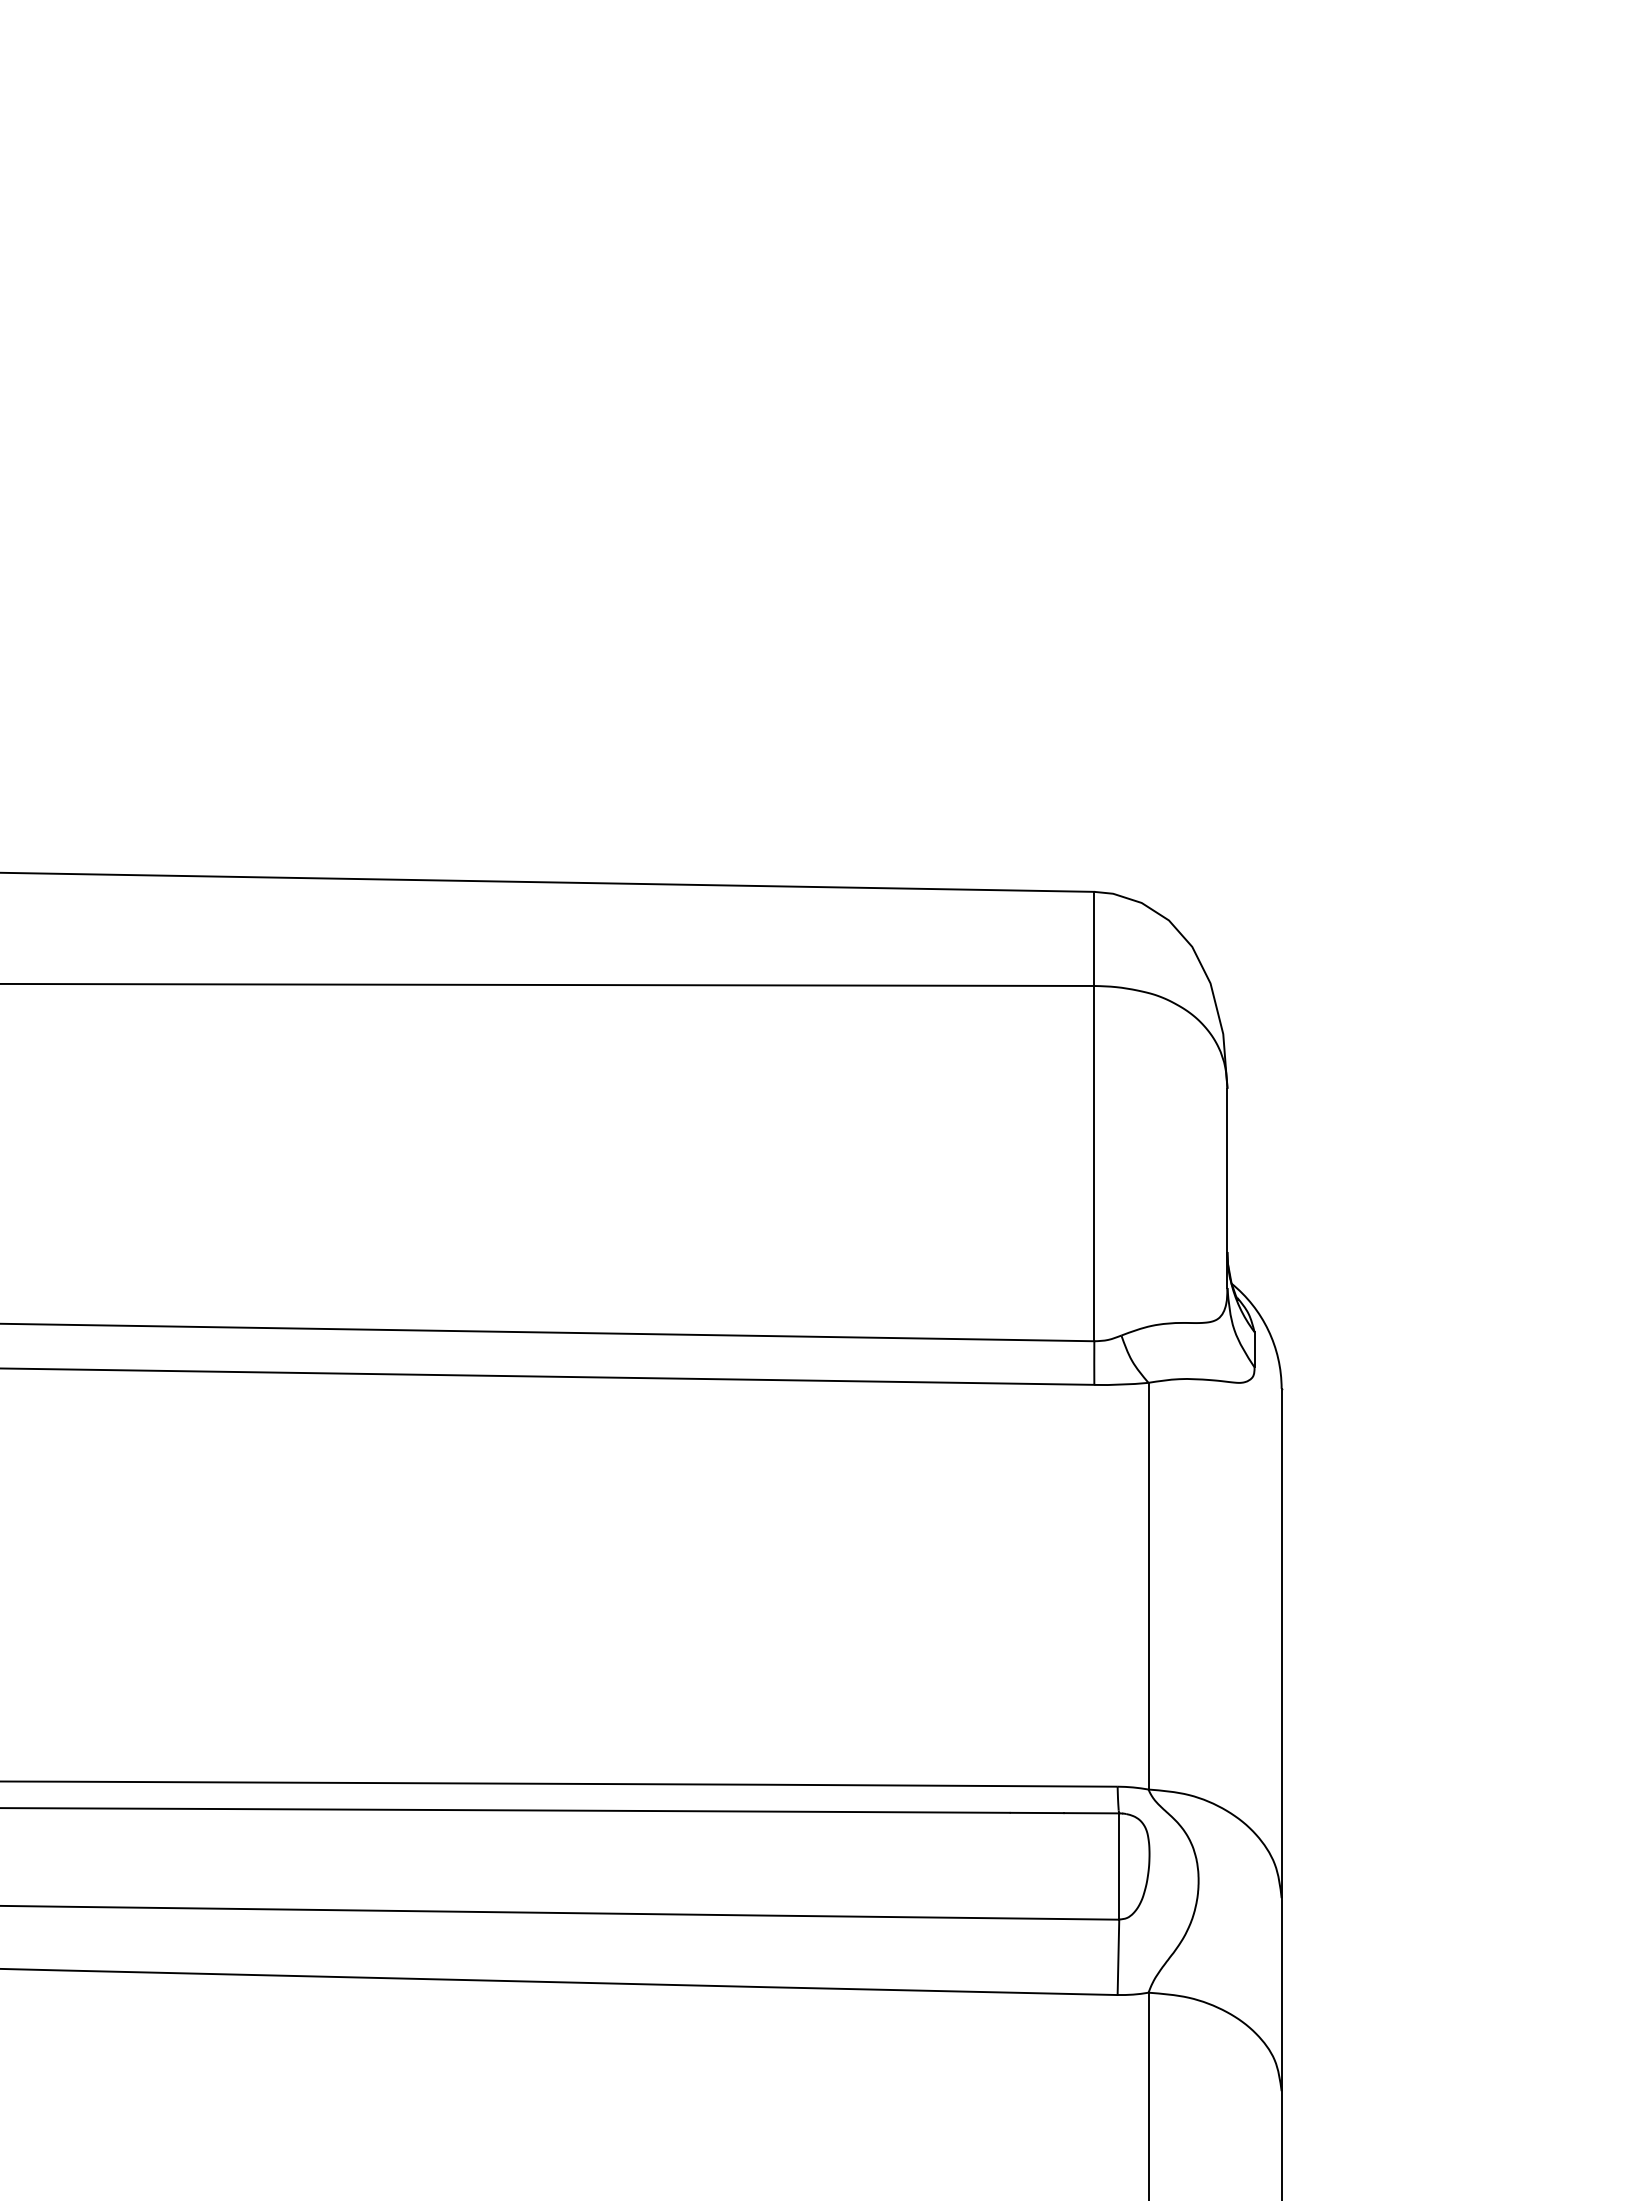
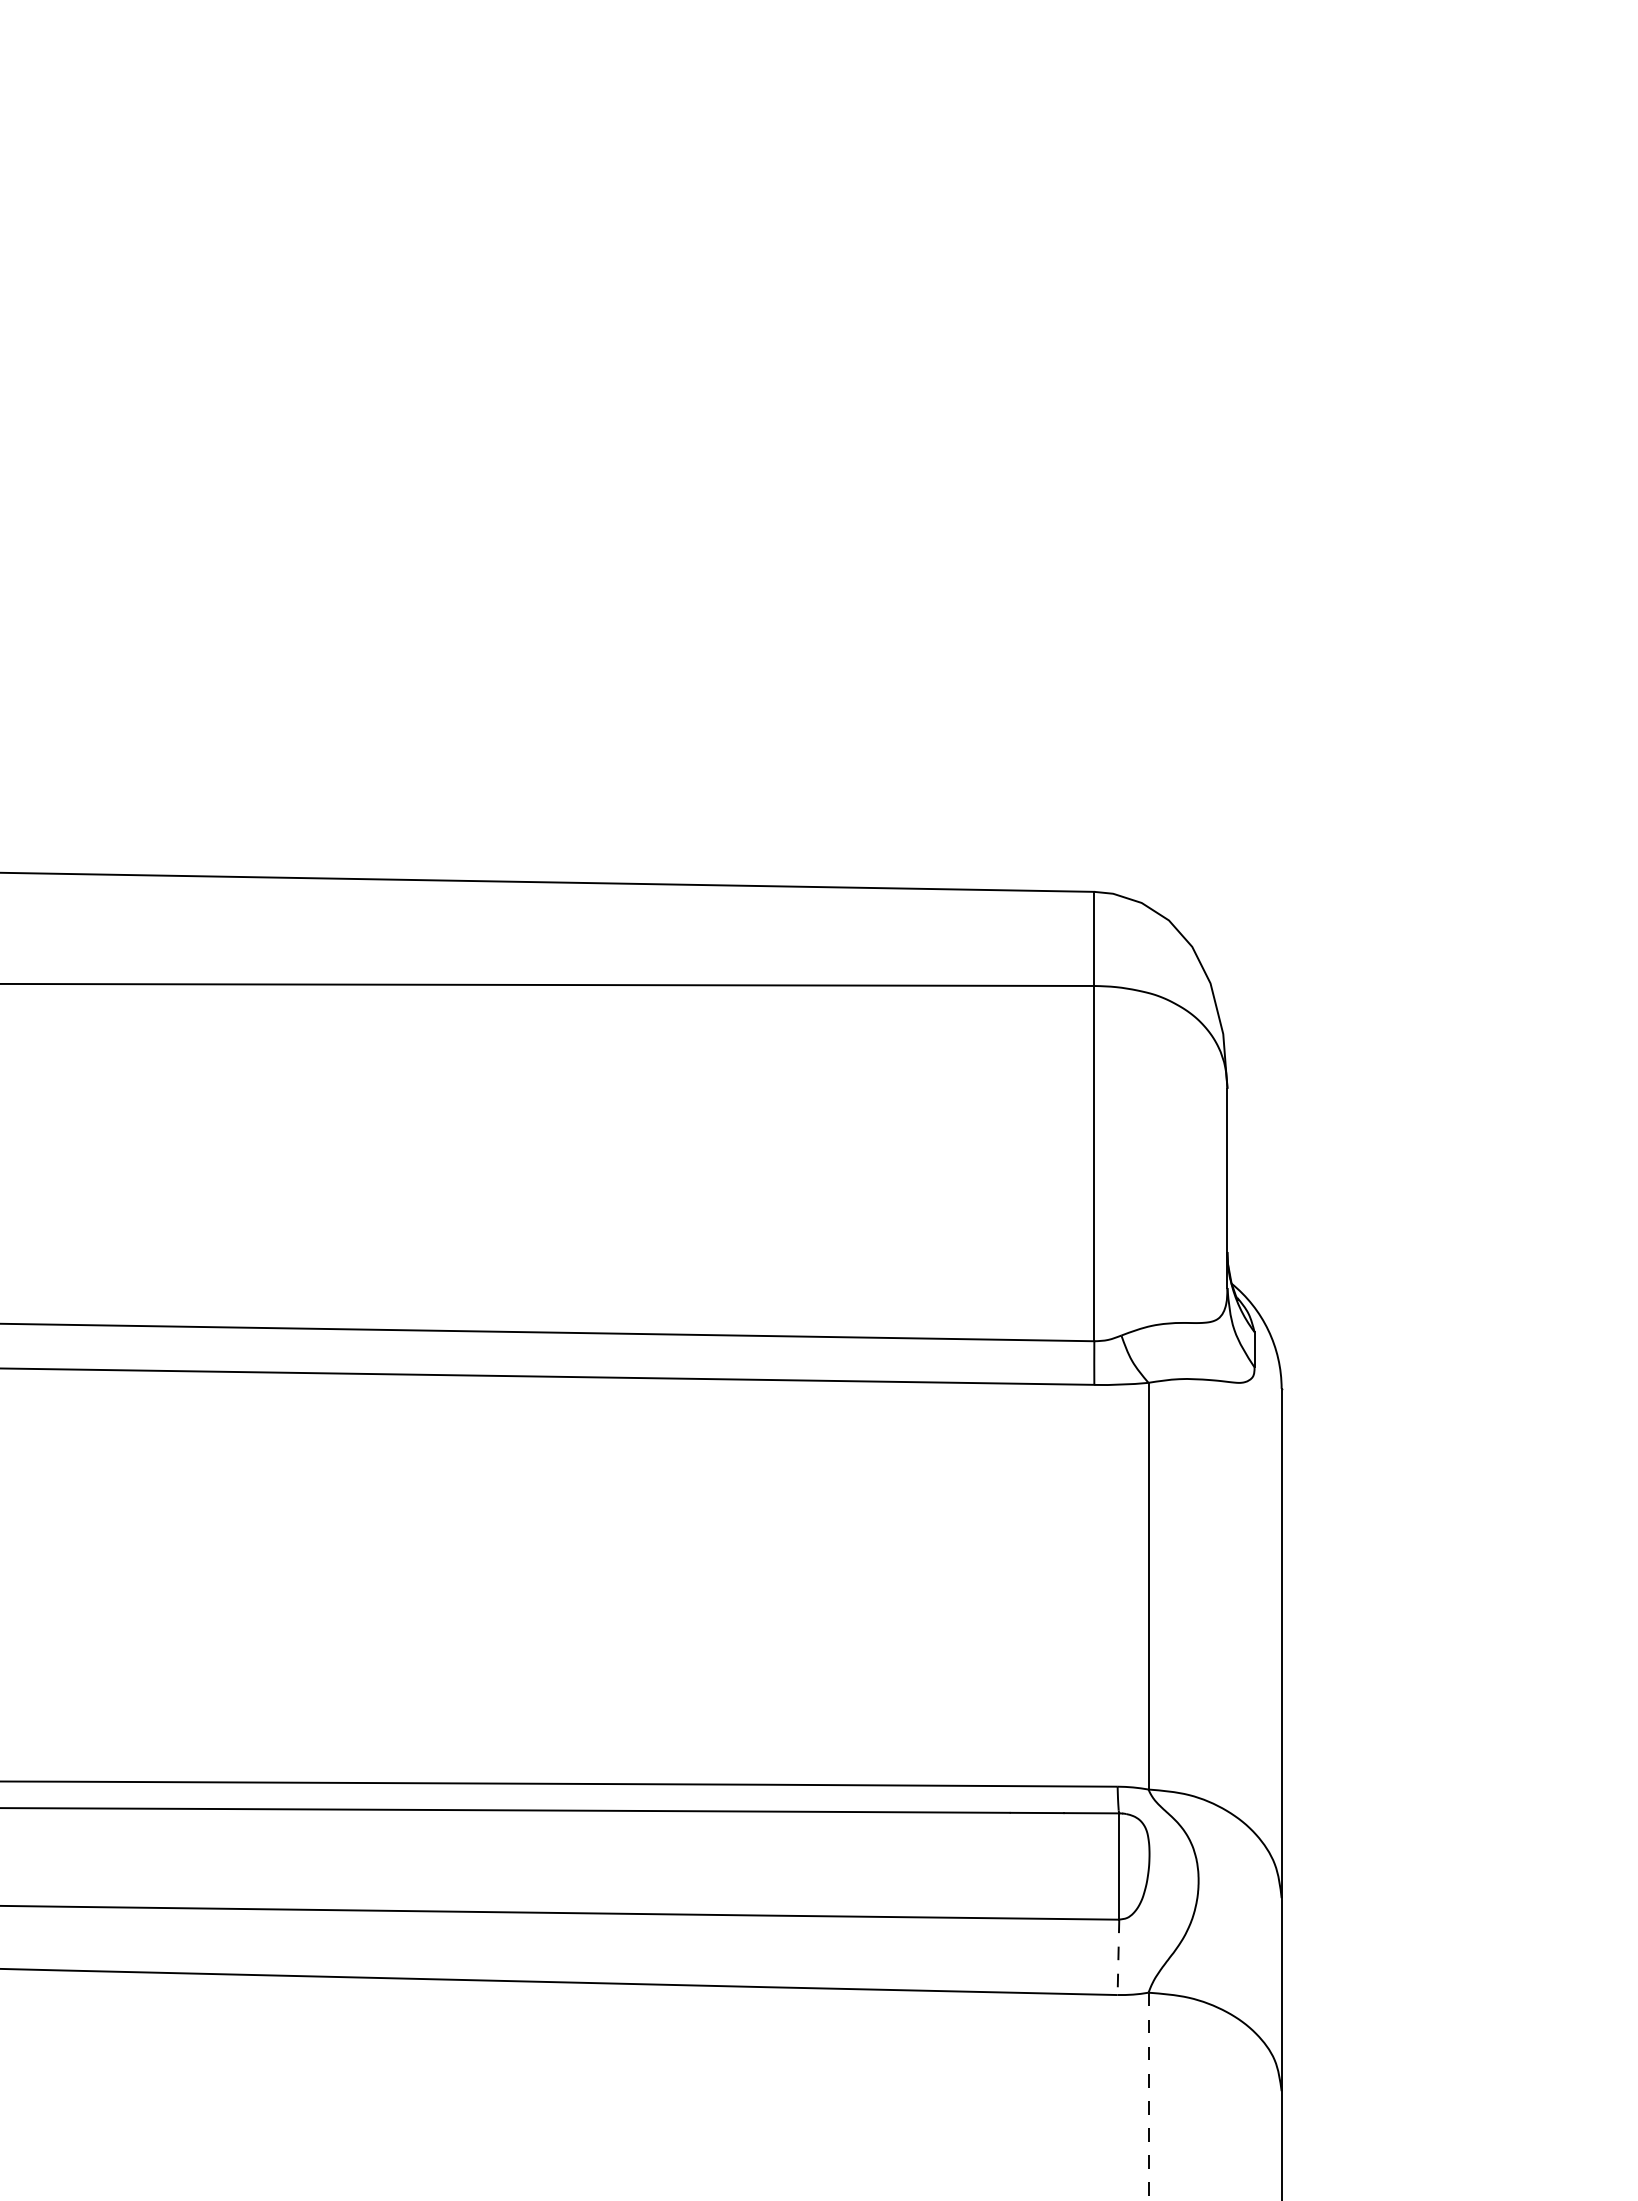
line: solid -> dashed (1118, 1957)
line: solid -> dashed (1148, 2096)
